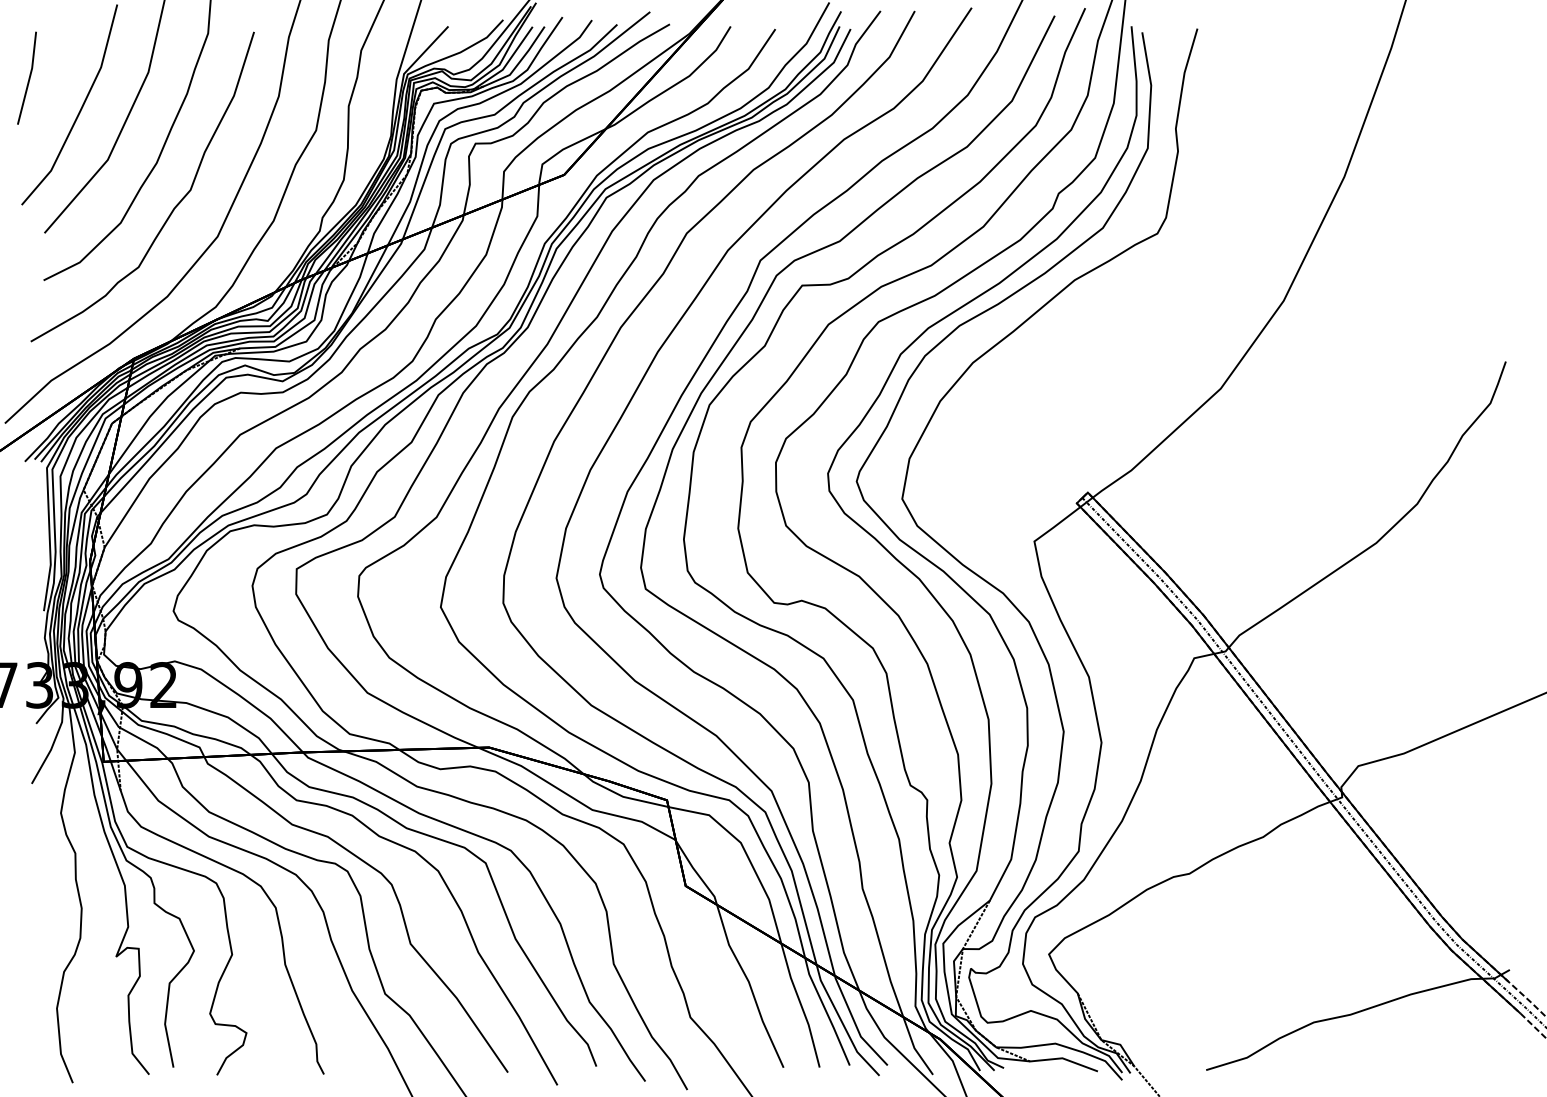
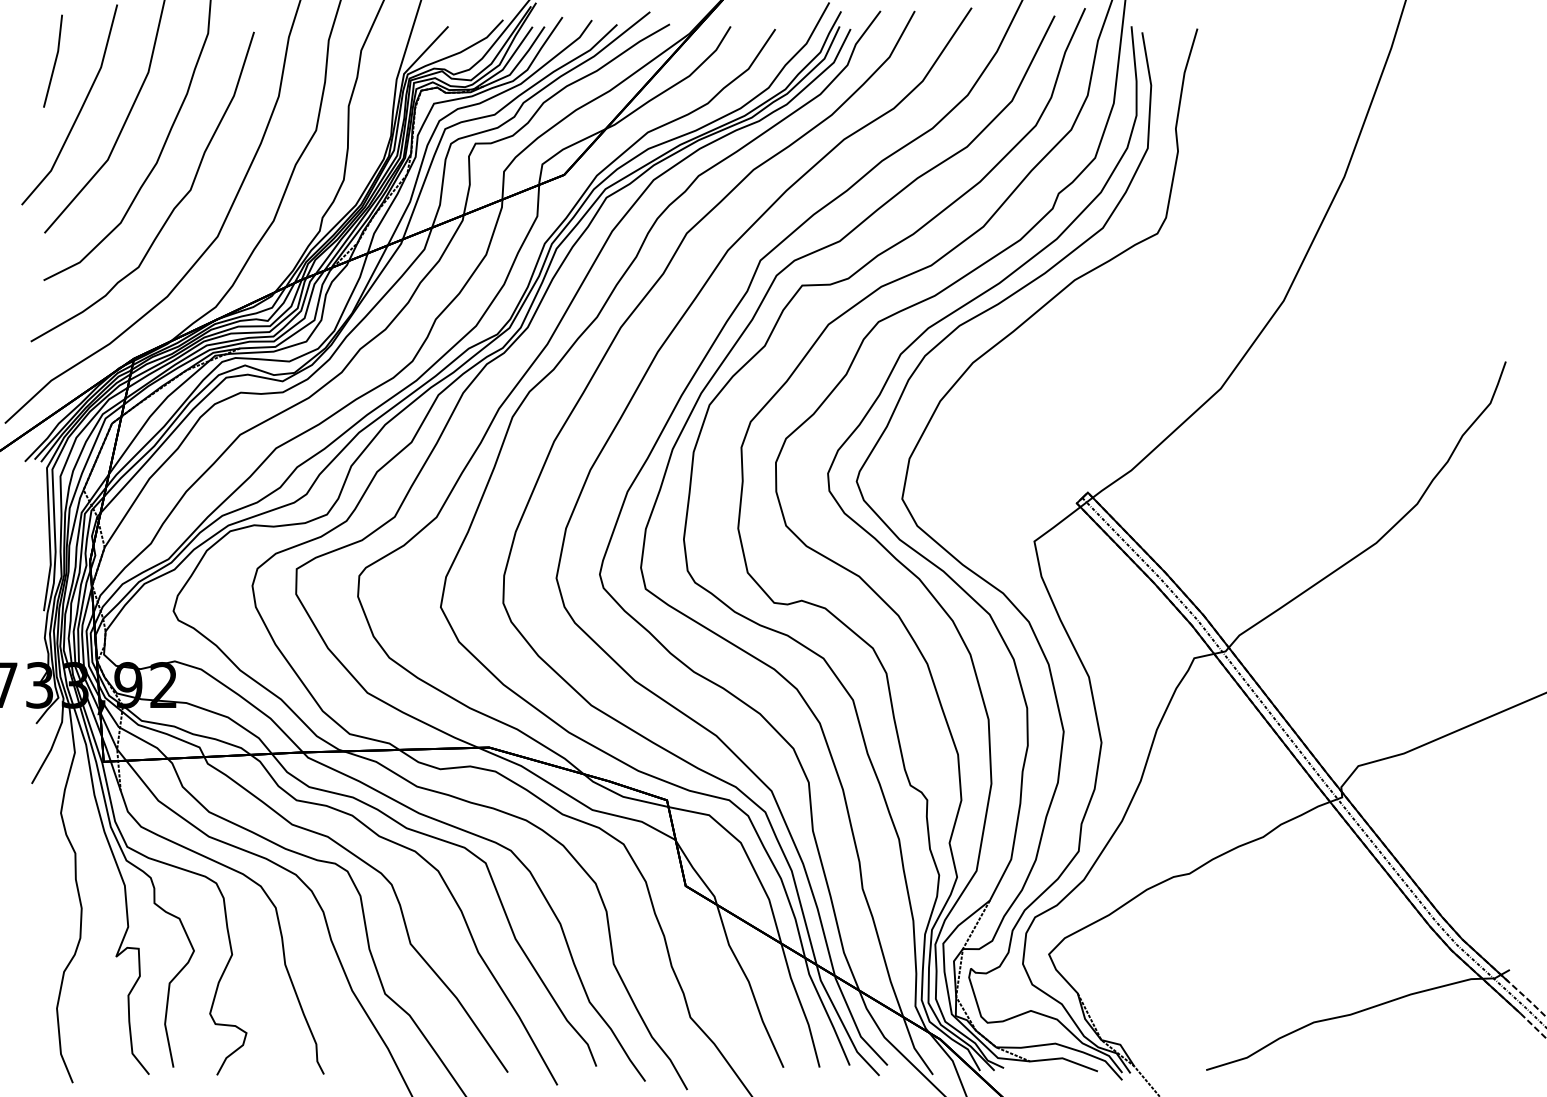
line position: (28, 77) -> (54, 60) (54, 60)
